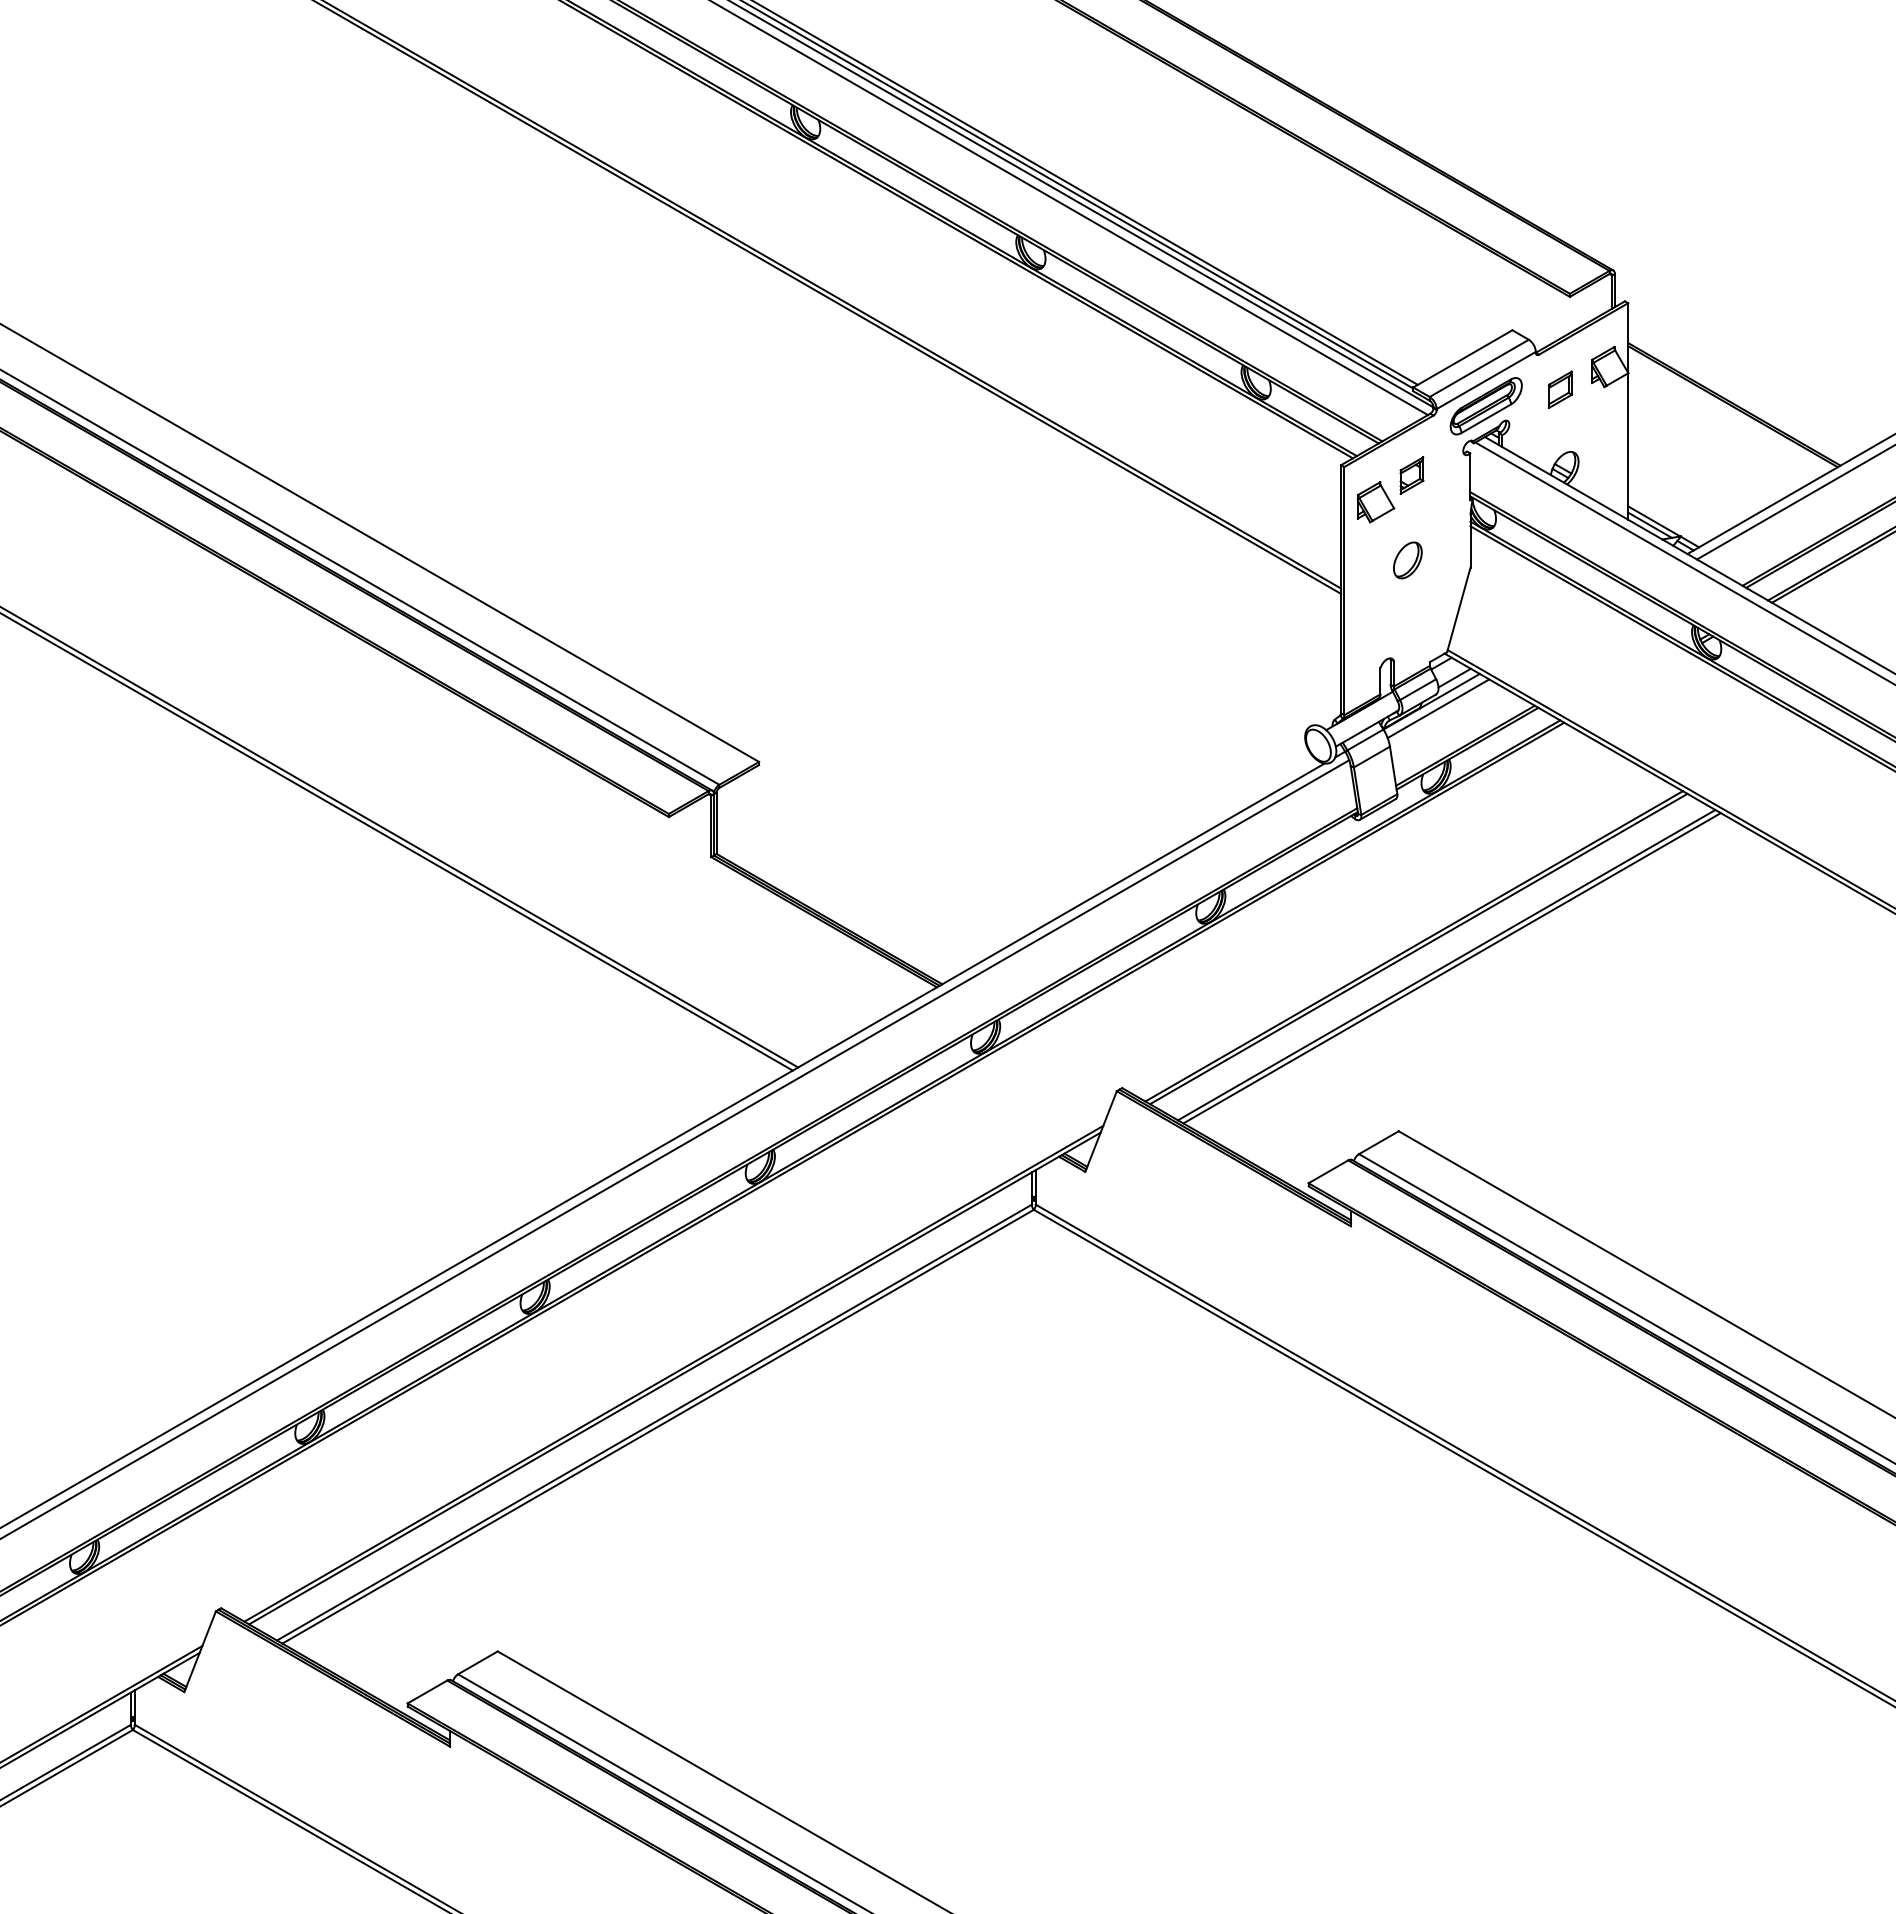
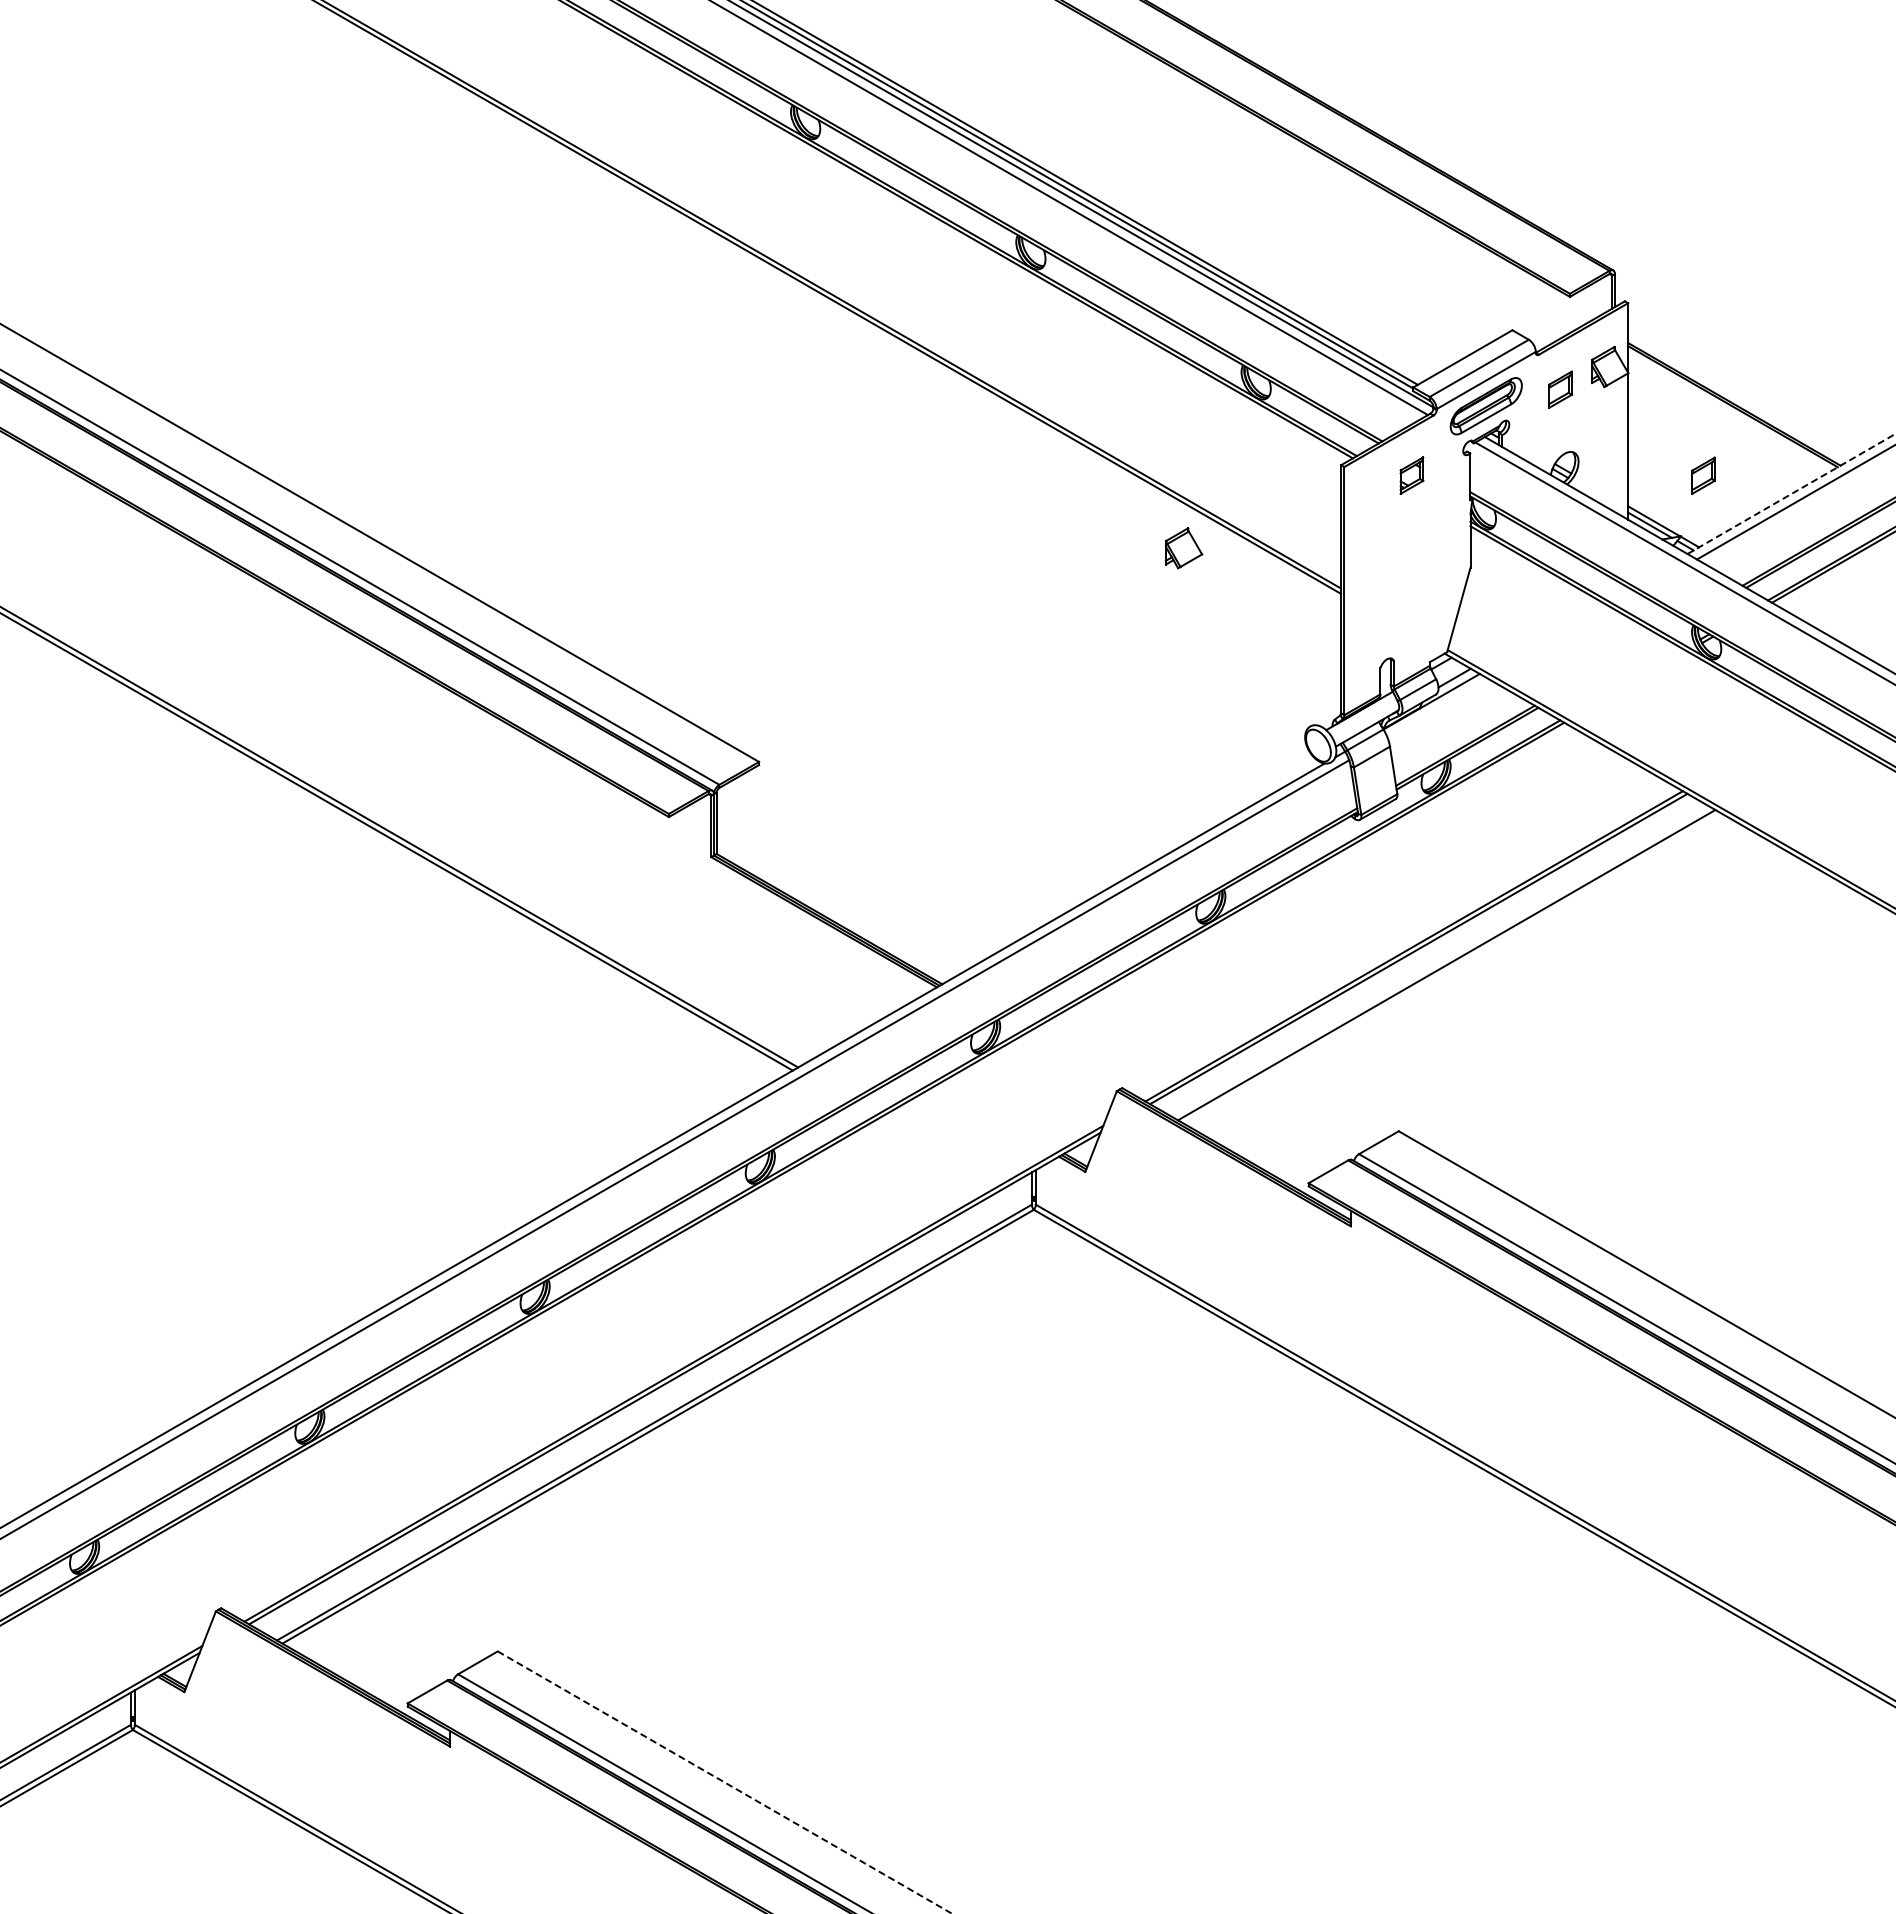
part: none -> present (1703, 475)
line: solid -> dashed (1792, 493)
part position: (1375, 502) -> (1183, 548) (1183, 548)
part: present -> none (1407, 560)
line: present -> none (1438, 708)
line: present -> none (1451, 968)
line: solid -> dashed (725, 1782)
